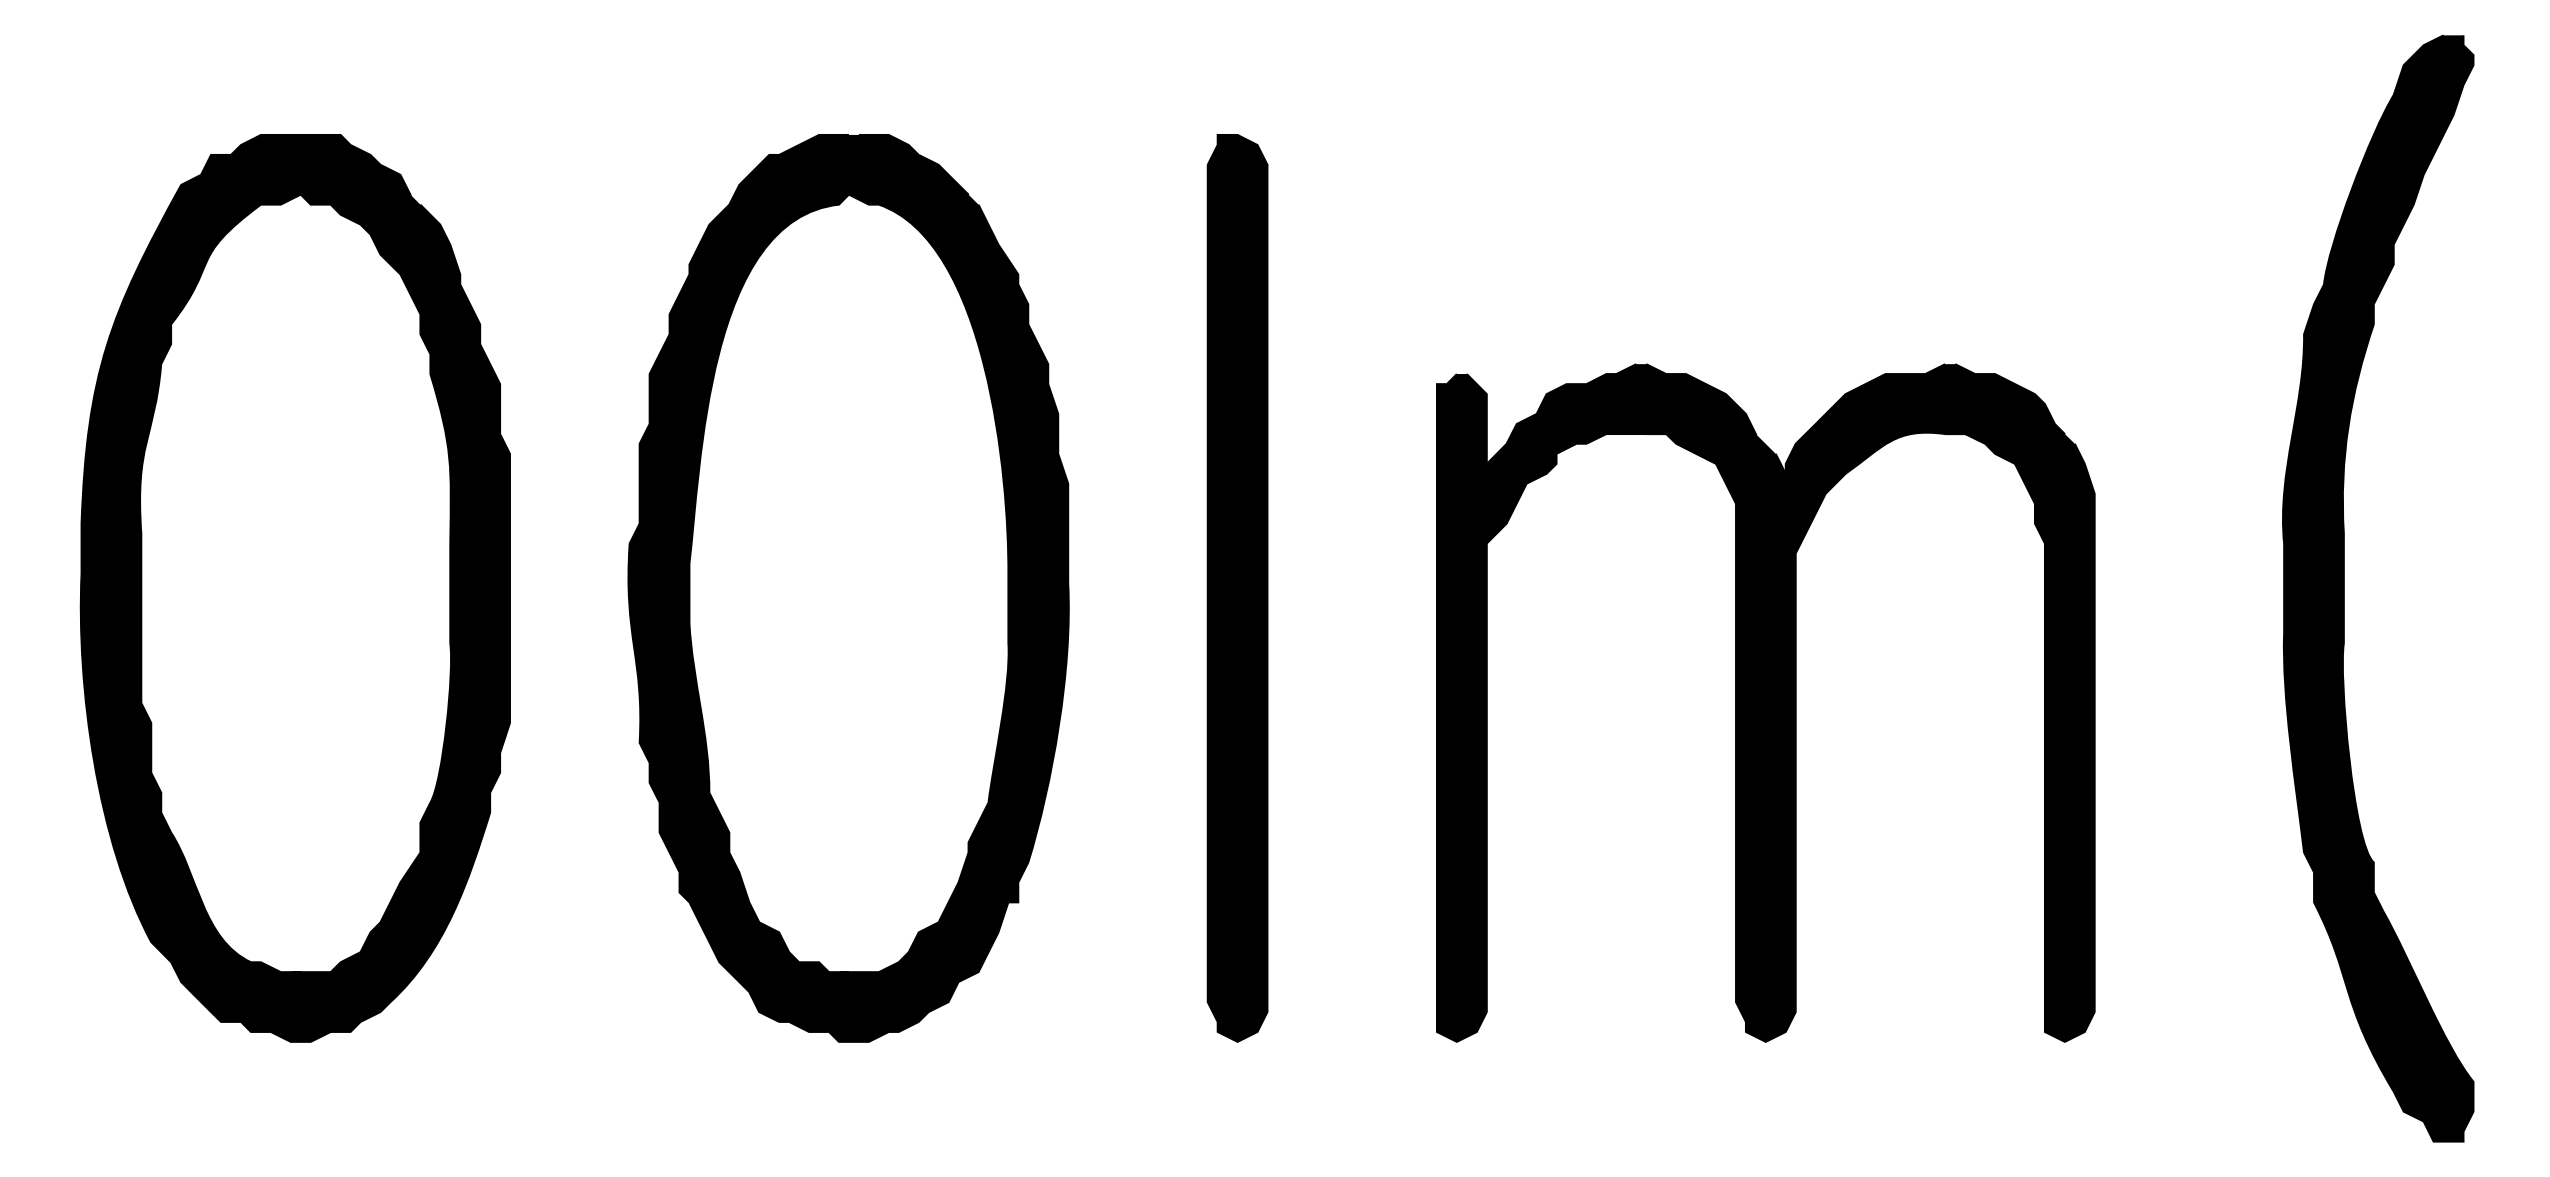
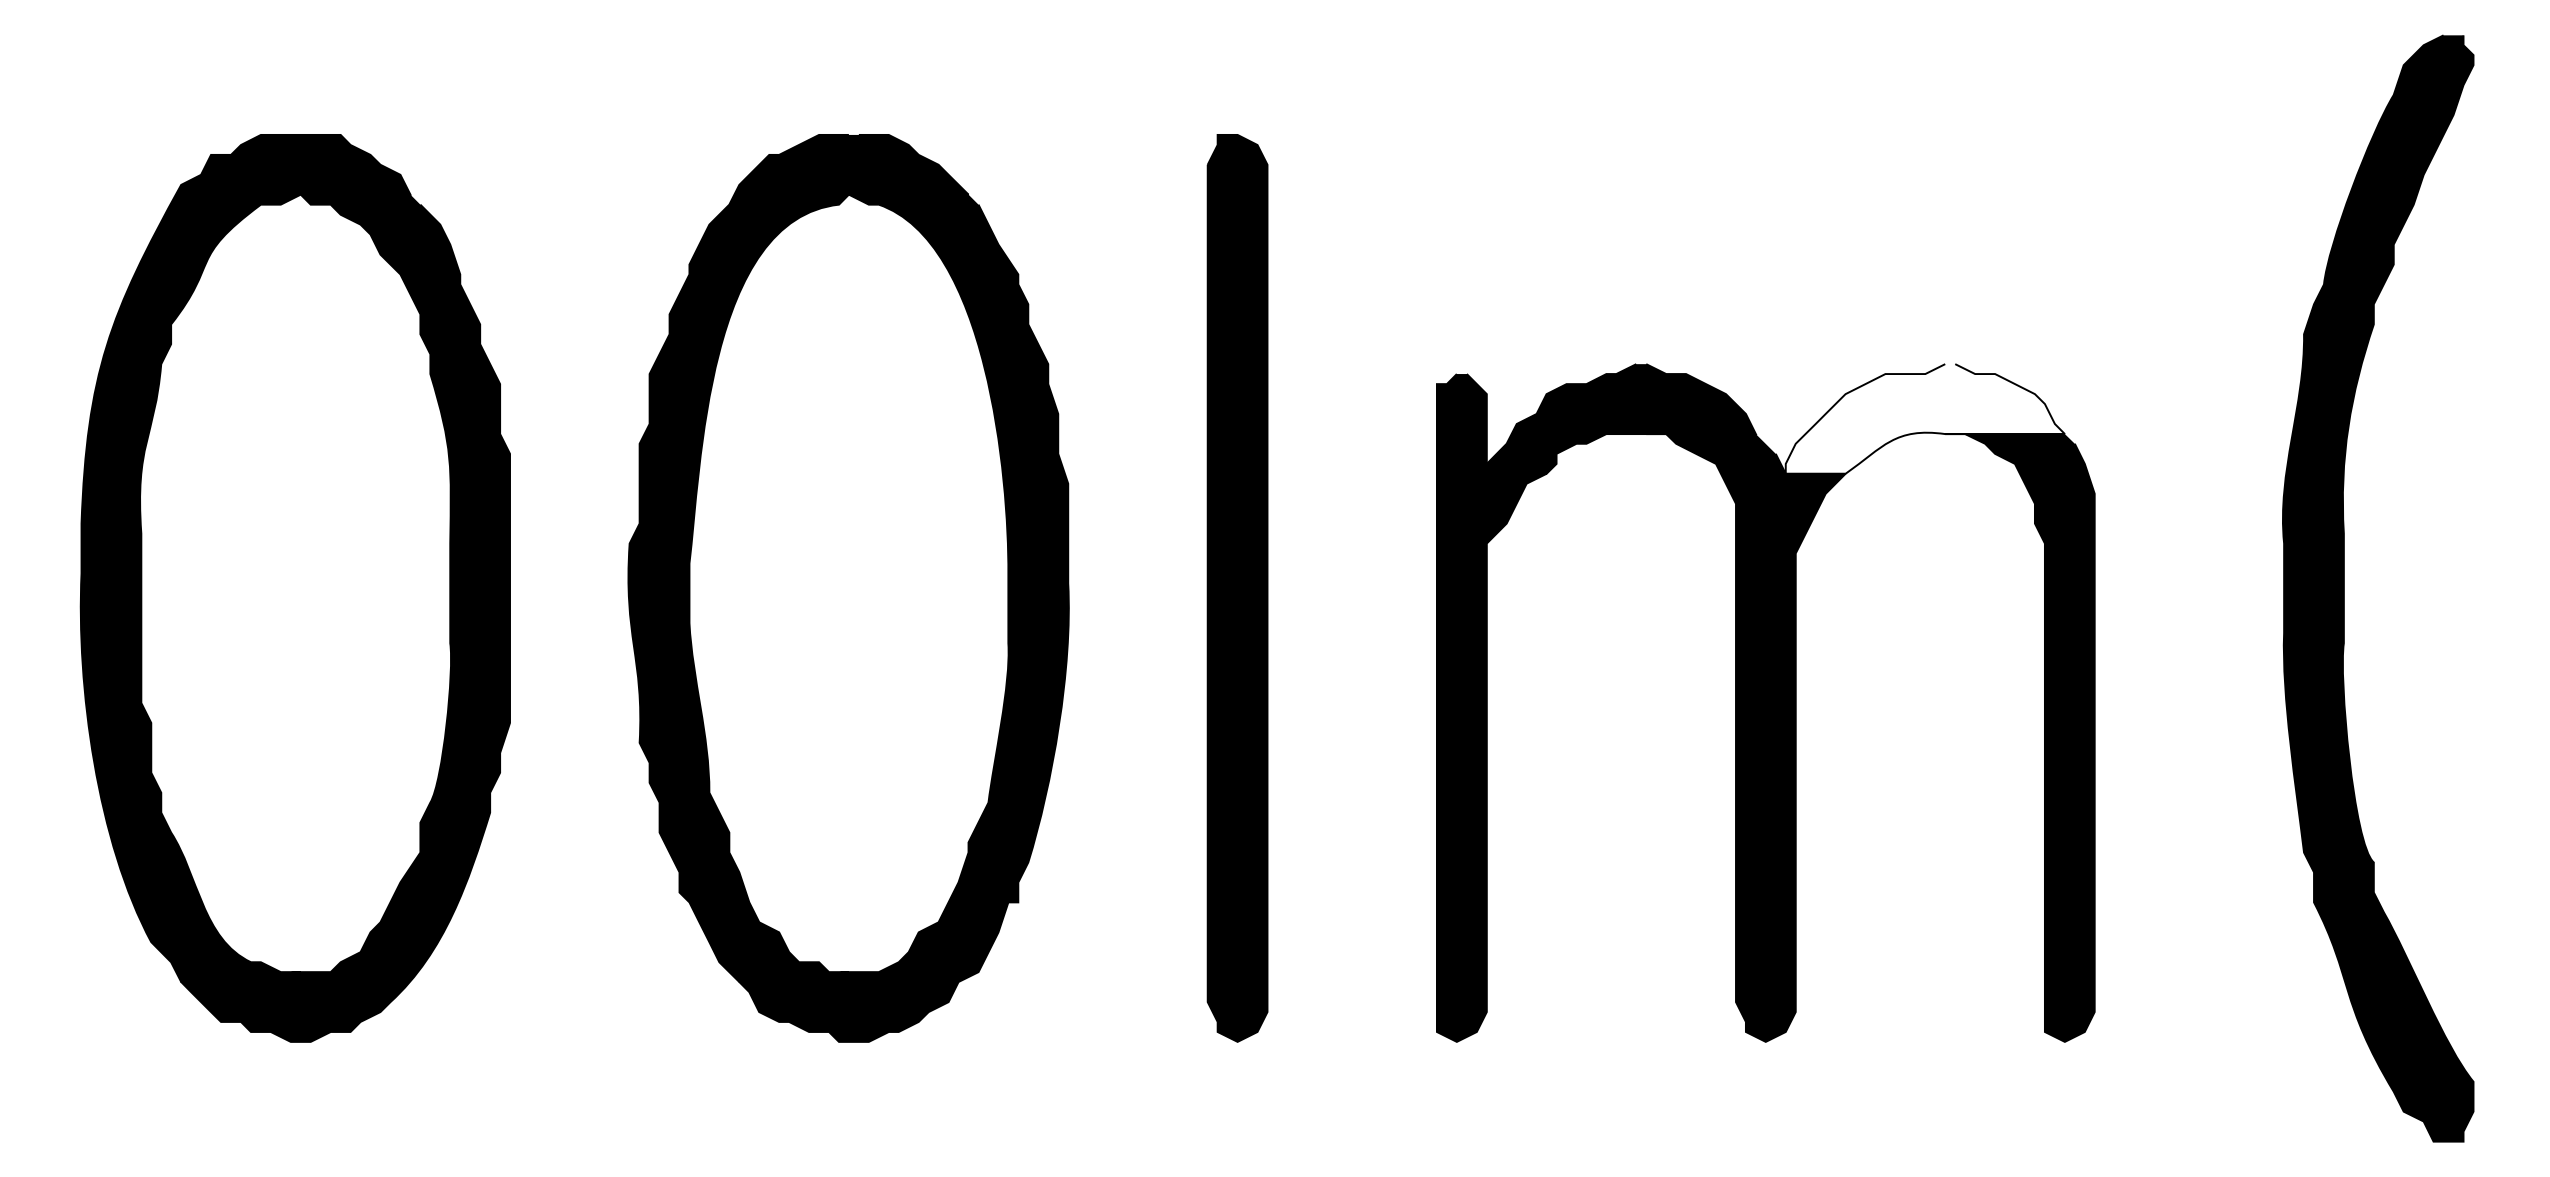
fill: present -> none (1924, 418)
